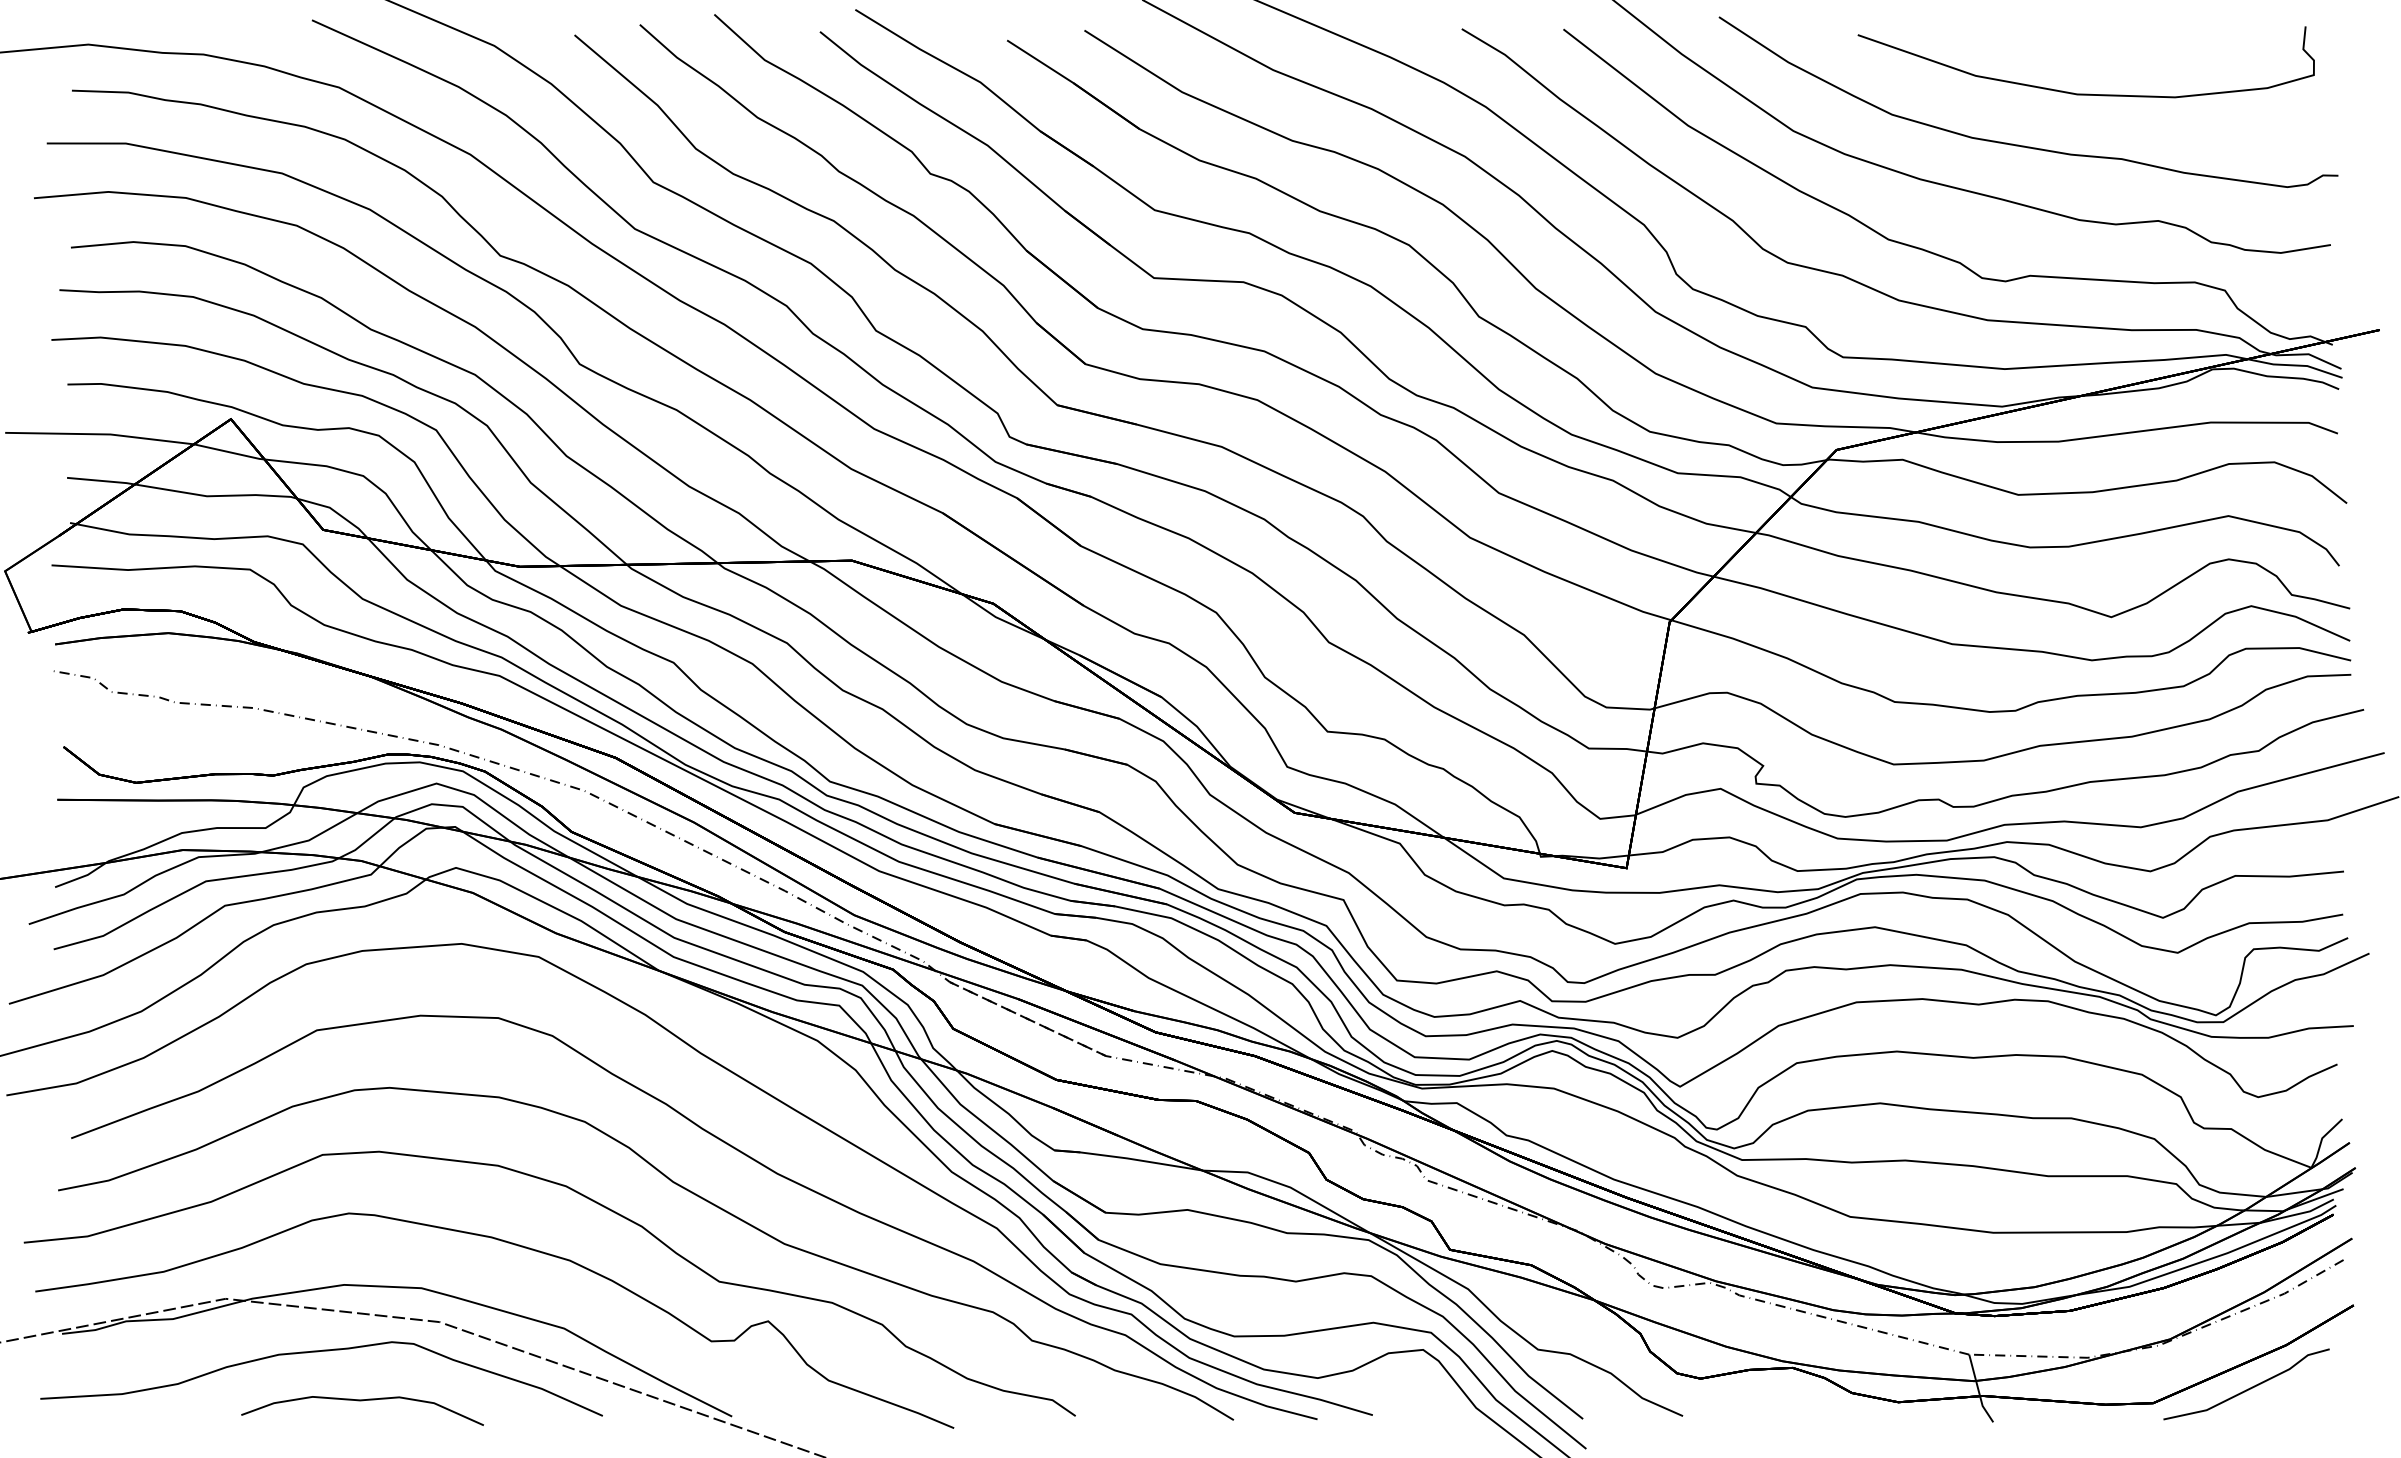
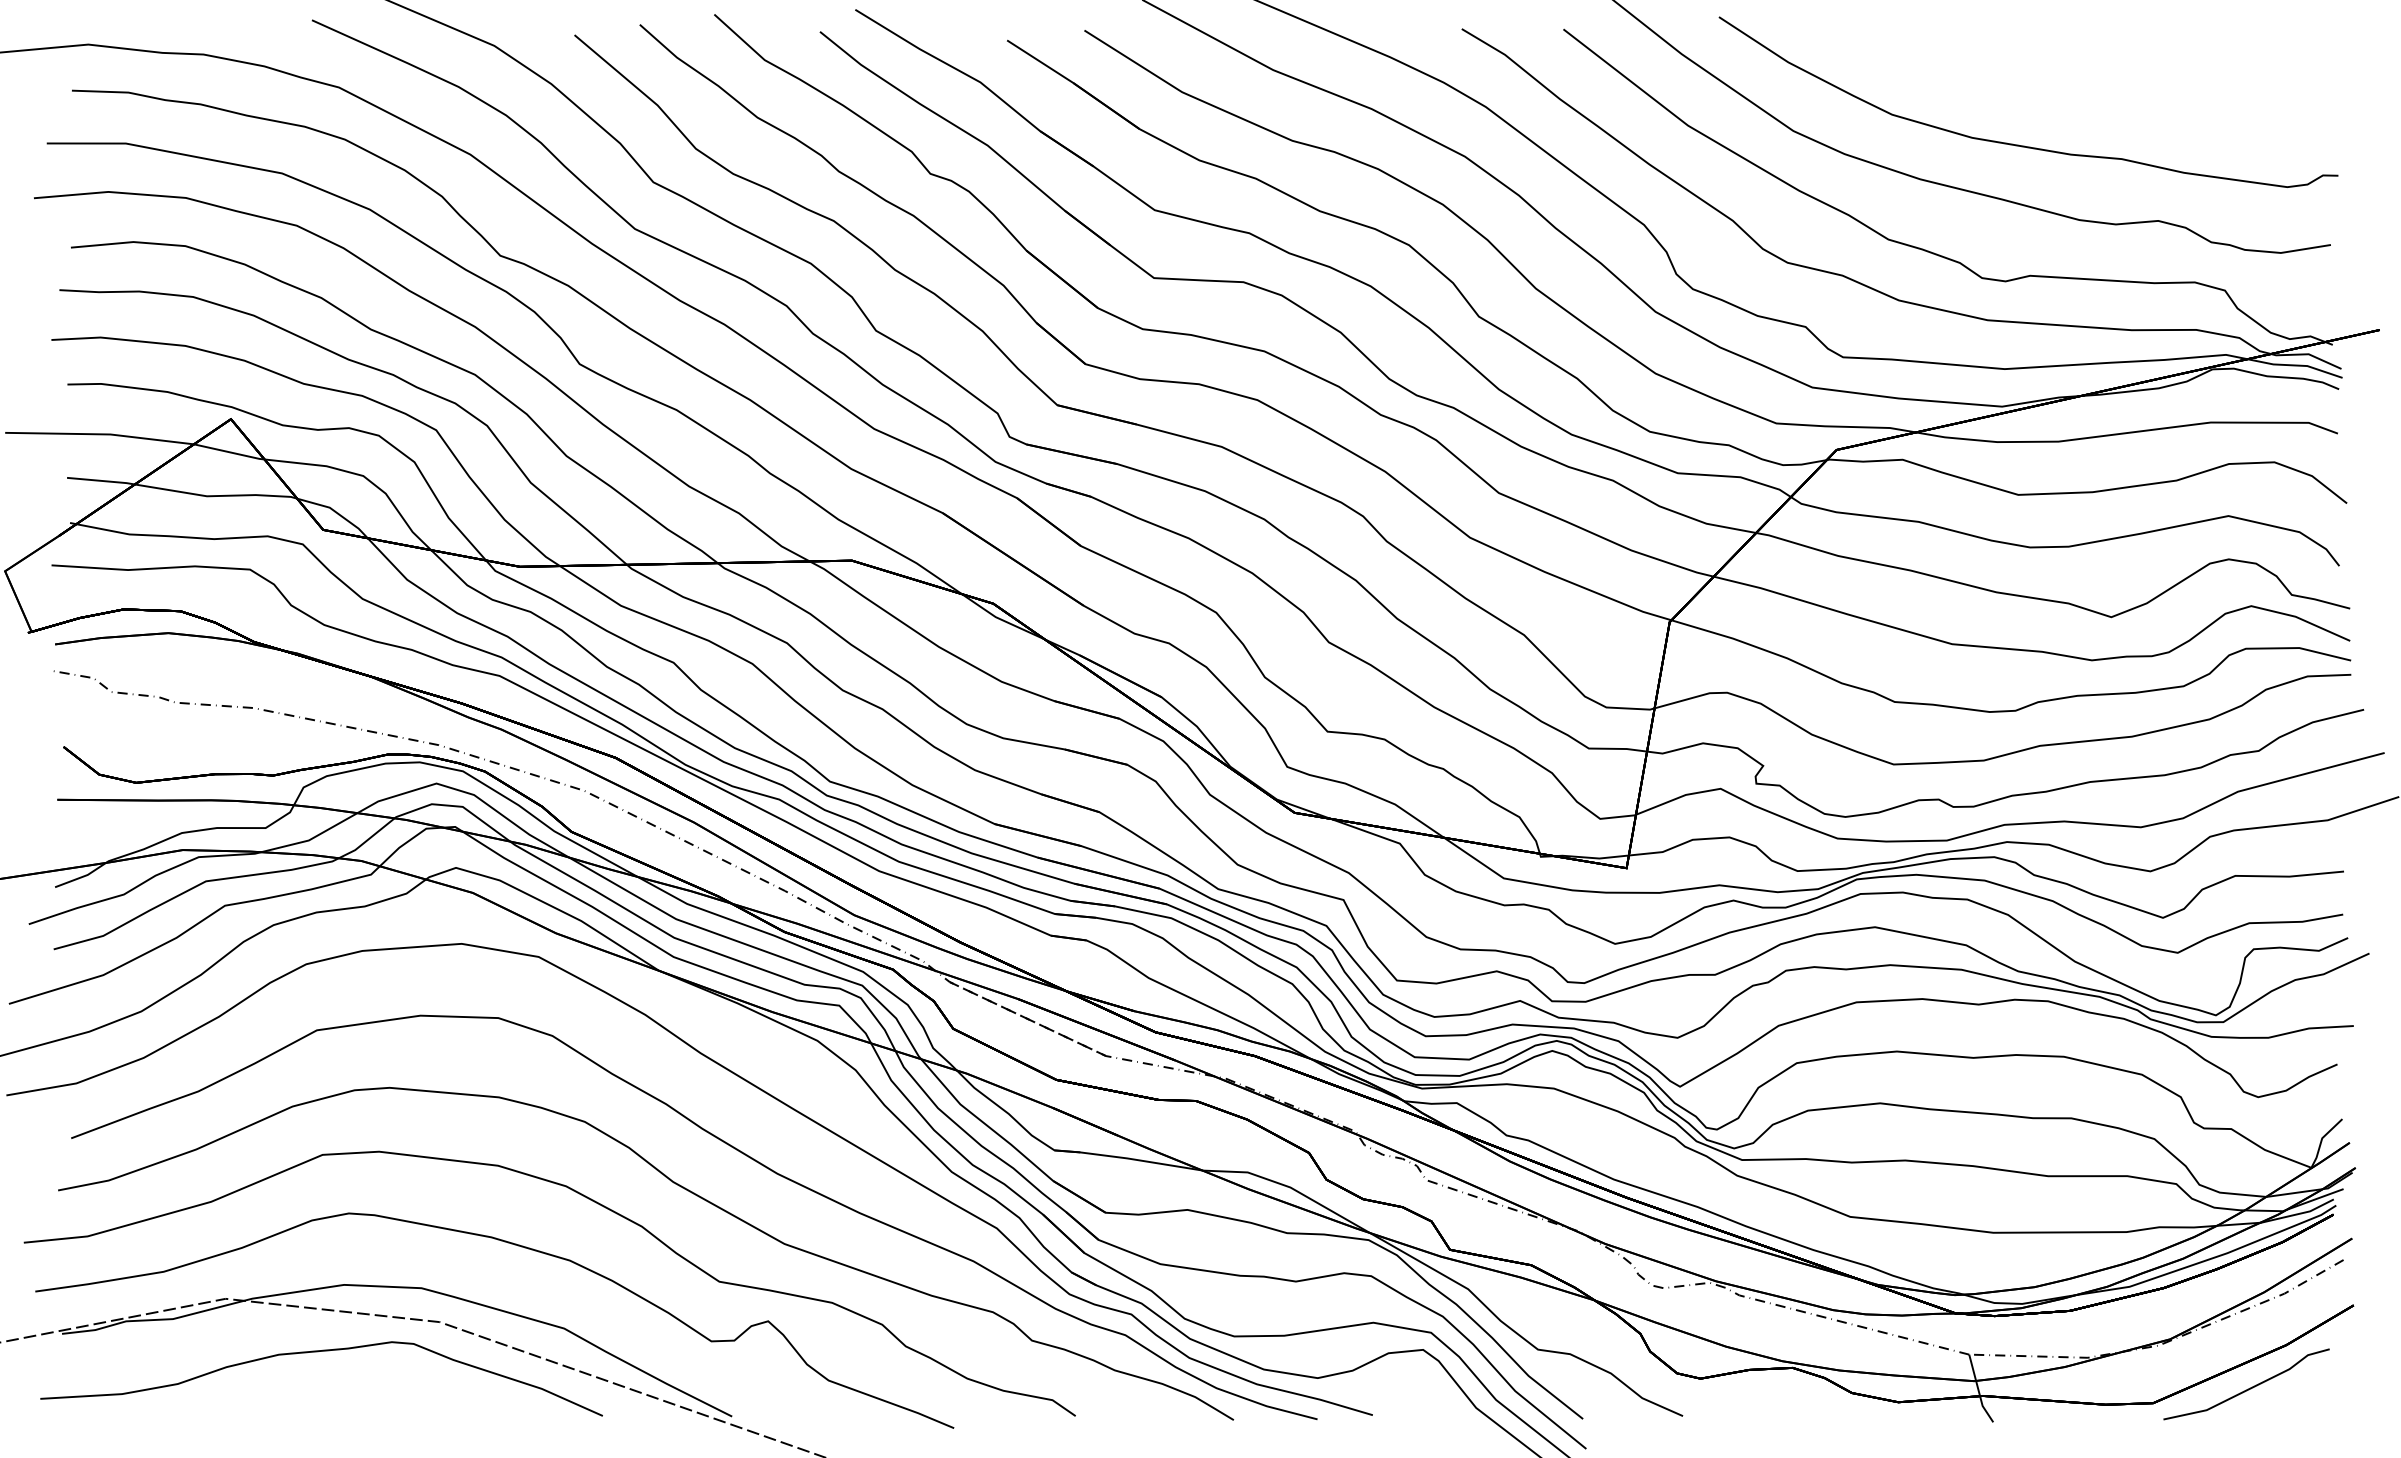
curve: present -> none (2085, 93)
curve: present -> none (362, 1401)
